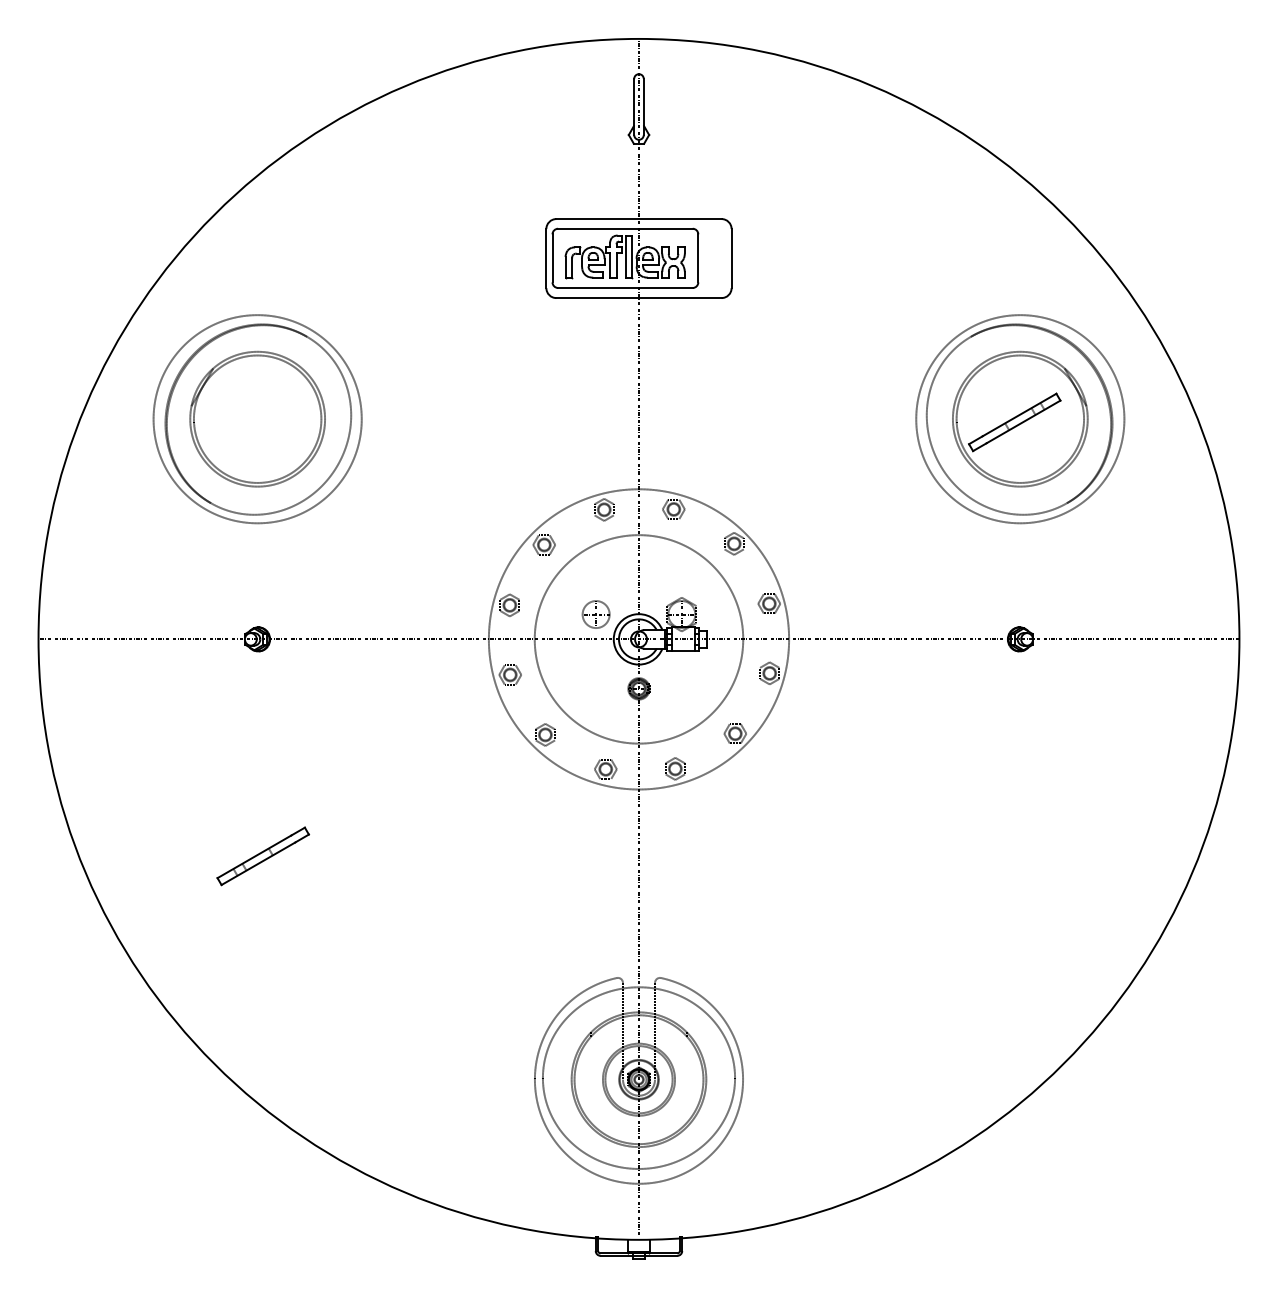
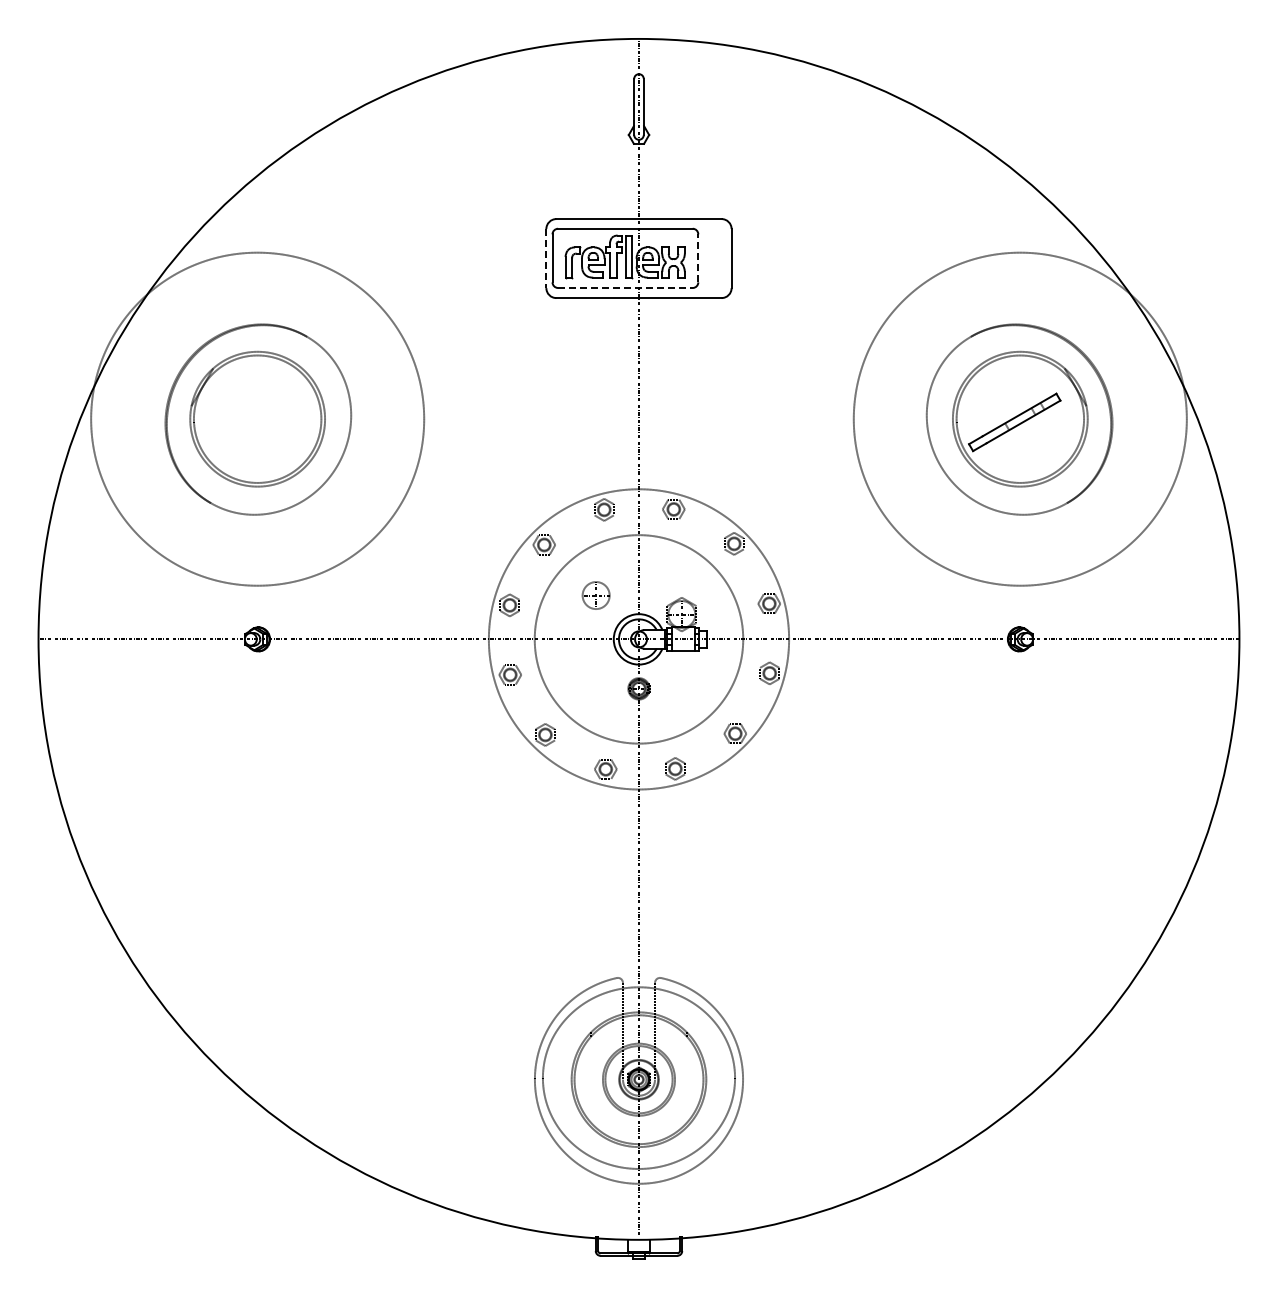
line: solid -> dashed (698, 257)
line: solid -> dashed (546, 258)
line: solid -> dashed (625, 288)
circle diameter: 208 px -> 333 px (257, 418)
circle diameter: 208 px -> 333 px (1019, 418)
part position: (595, 614) -> (595, 595) (595, 595)
part: present -> none (262, 856)
